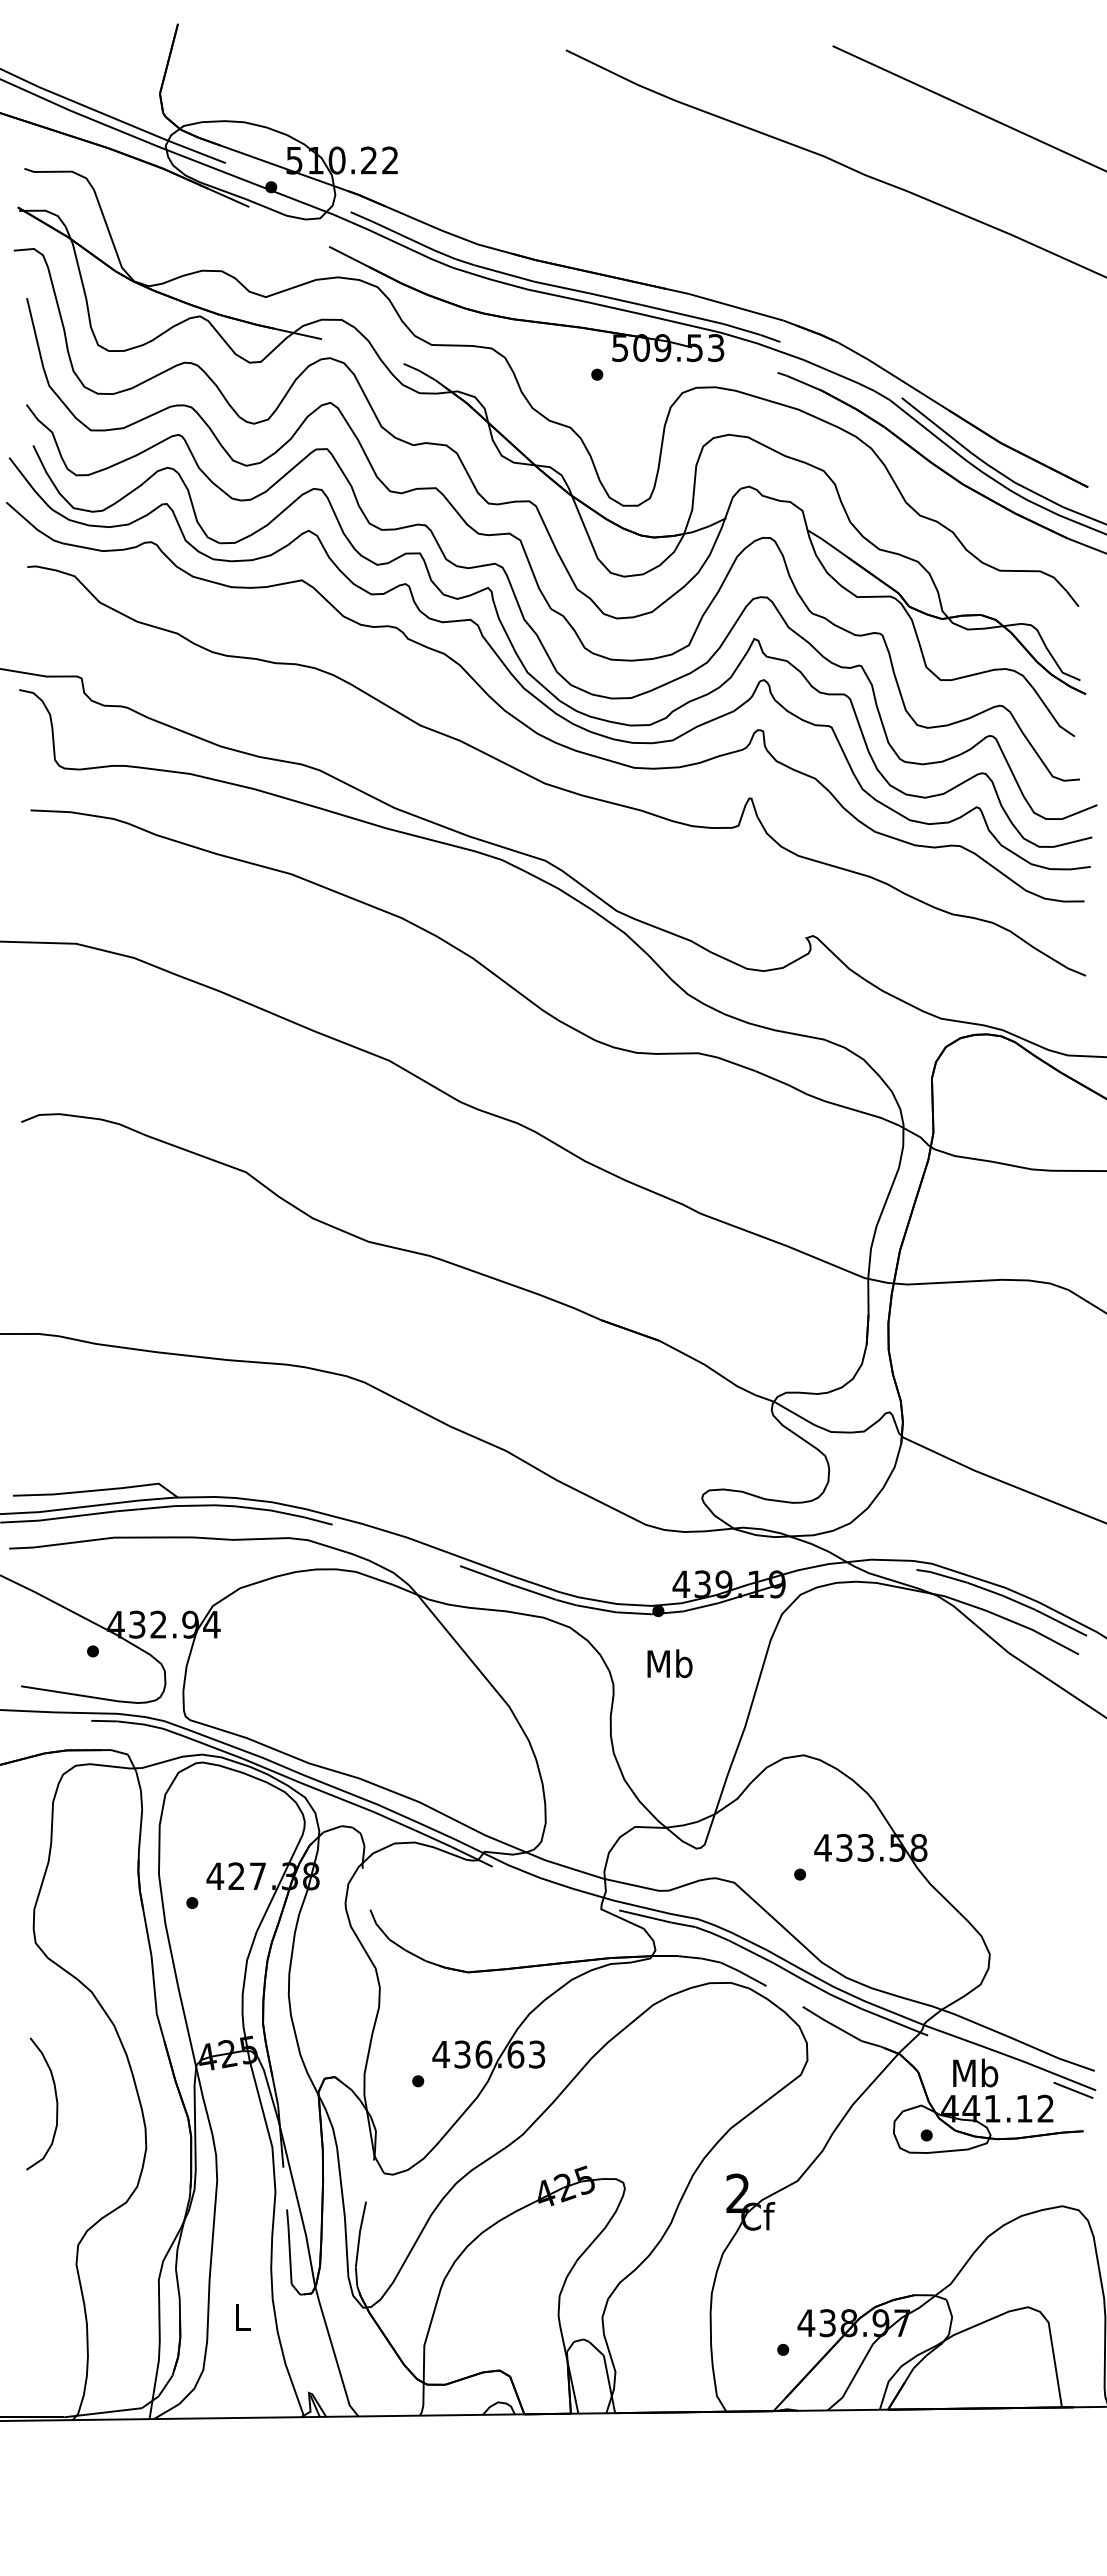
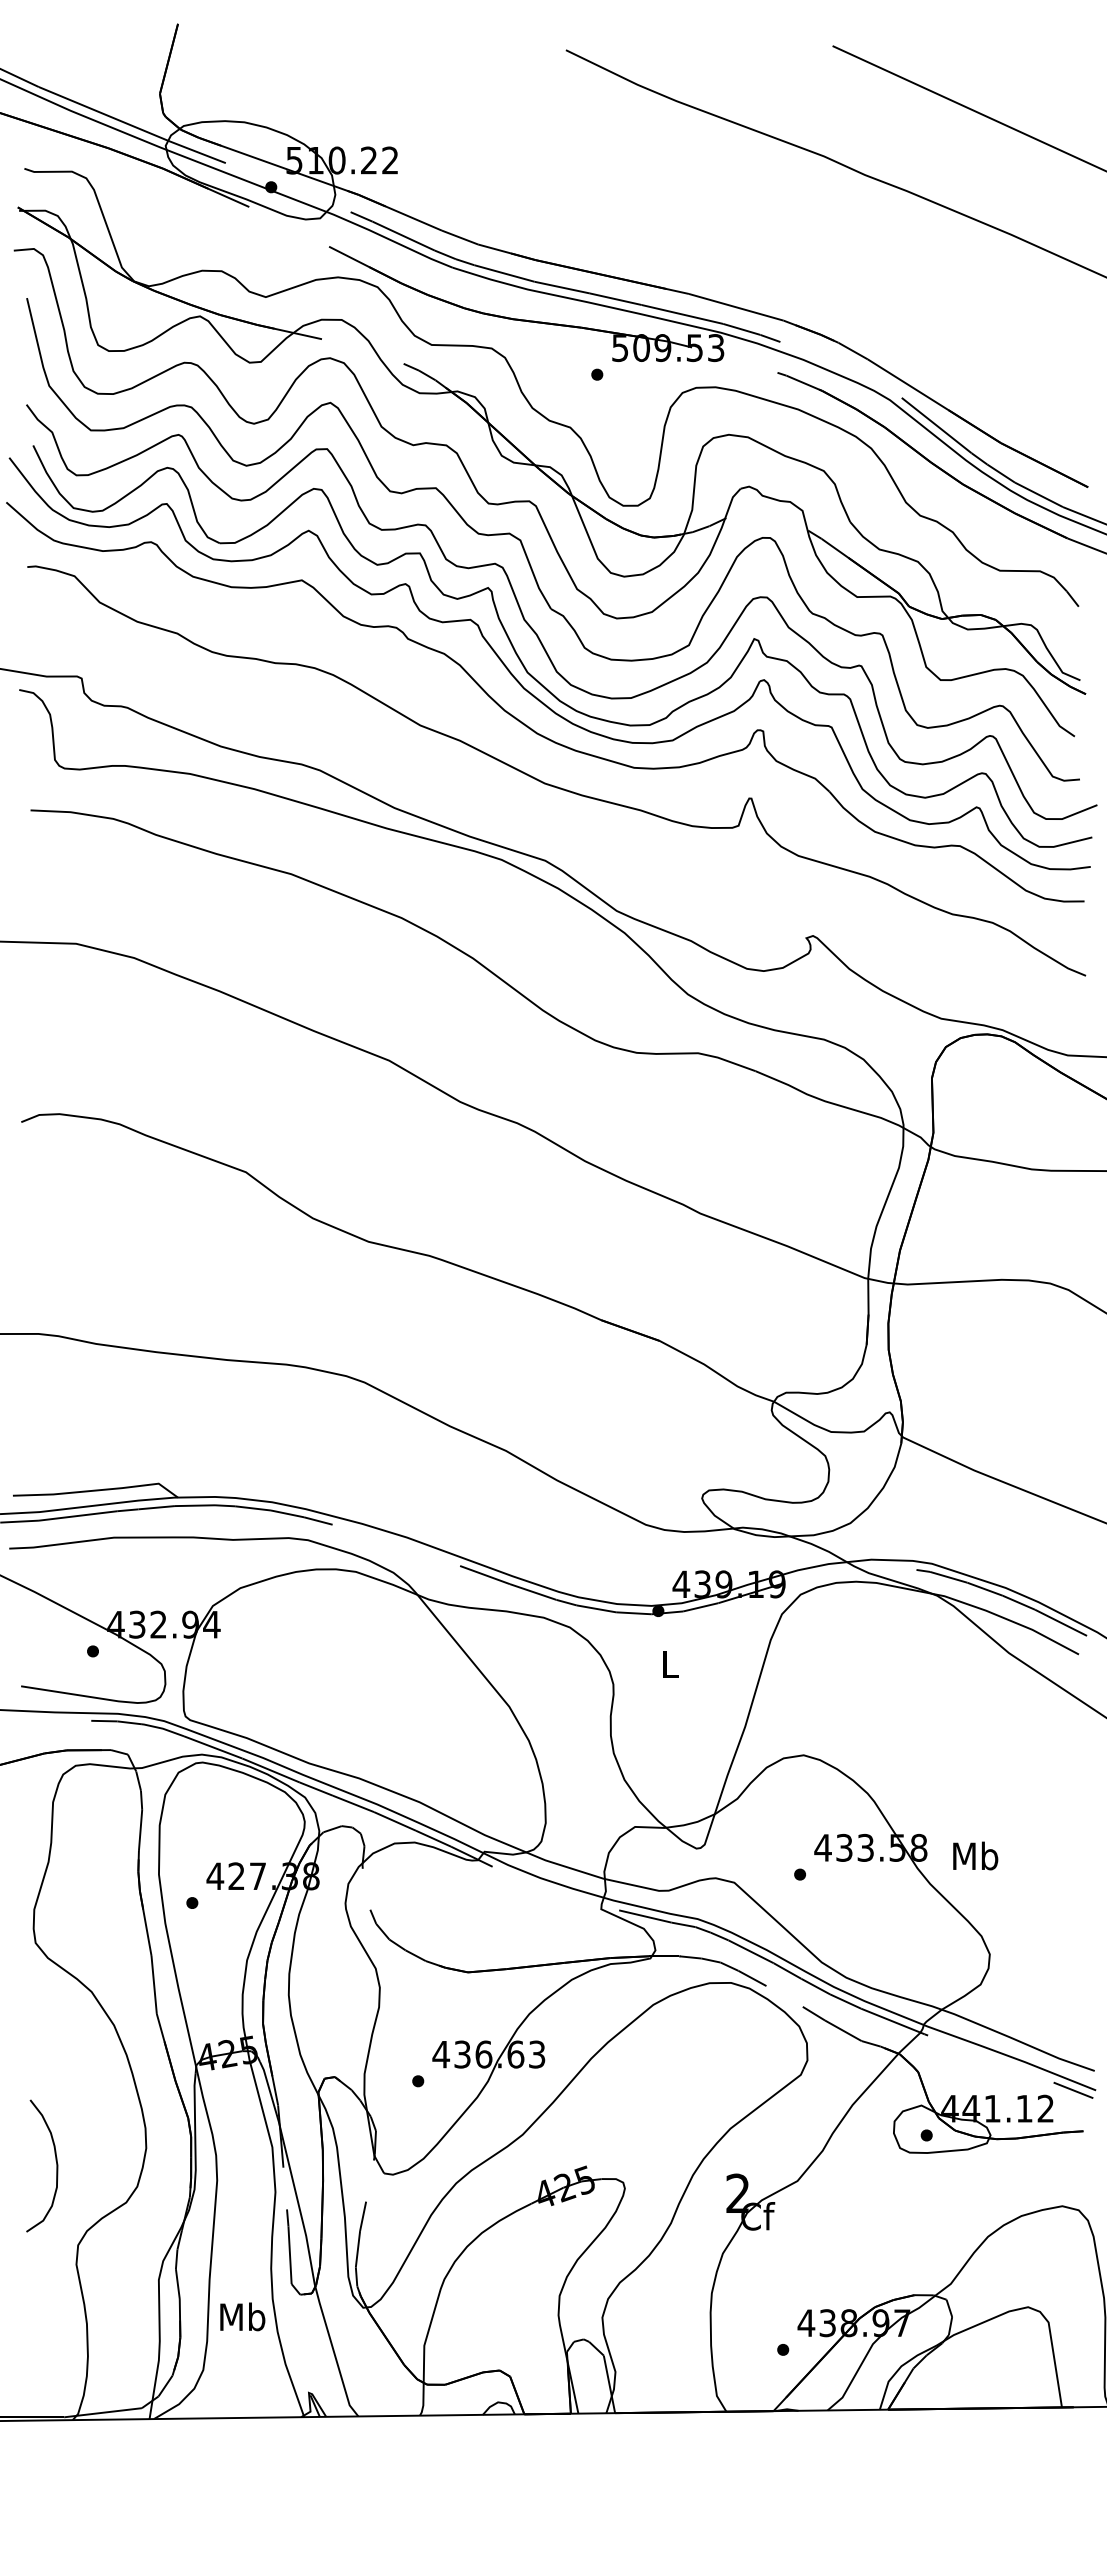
text: Mb -> L (669, 1663)
text position: (975, 2072) -> (975, 1855) (975, 1855)
curve position: (55, 2098) -> (55, 2160) (55, 2160)
text: L -> Mb (242, 2316)
